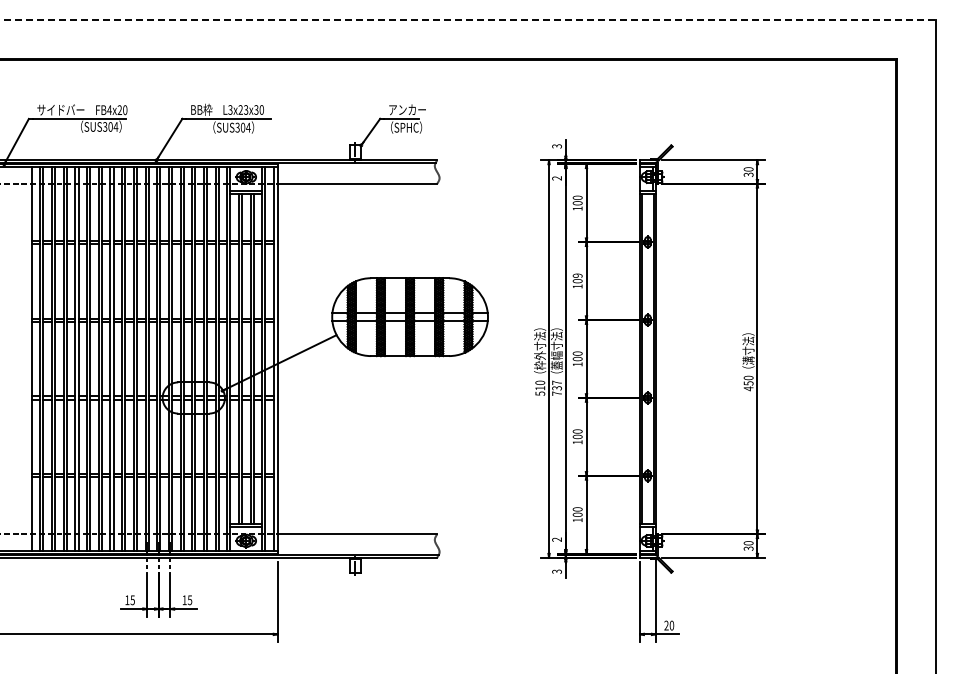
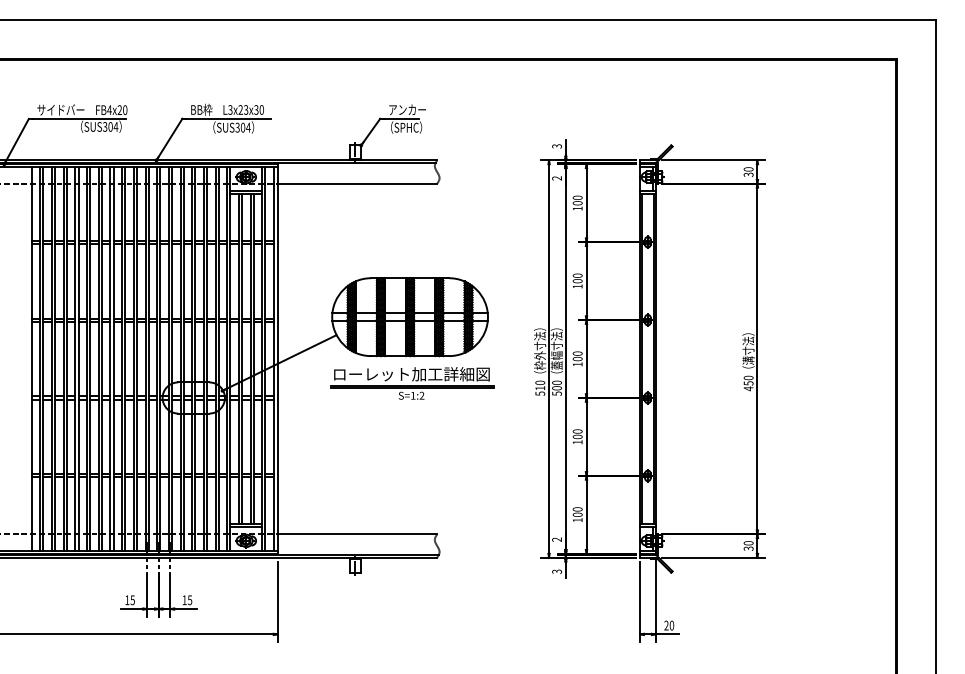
line: dashed -> solid (468, 20)
text: 109 -> 100 (577, 275)
part: none -> present (412, 383)
text: 737 -> 500 (556, 387)
